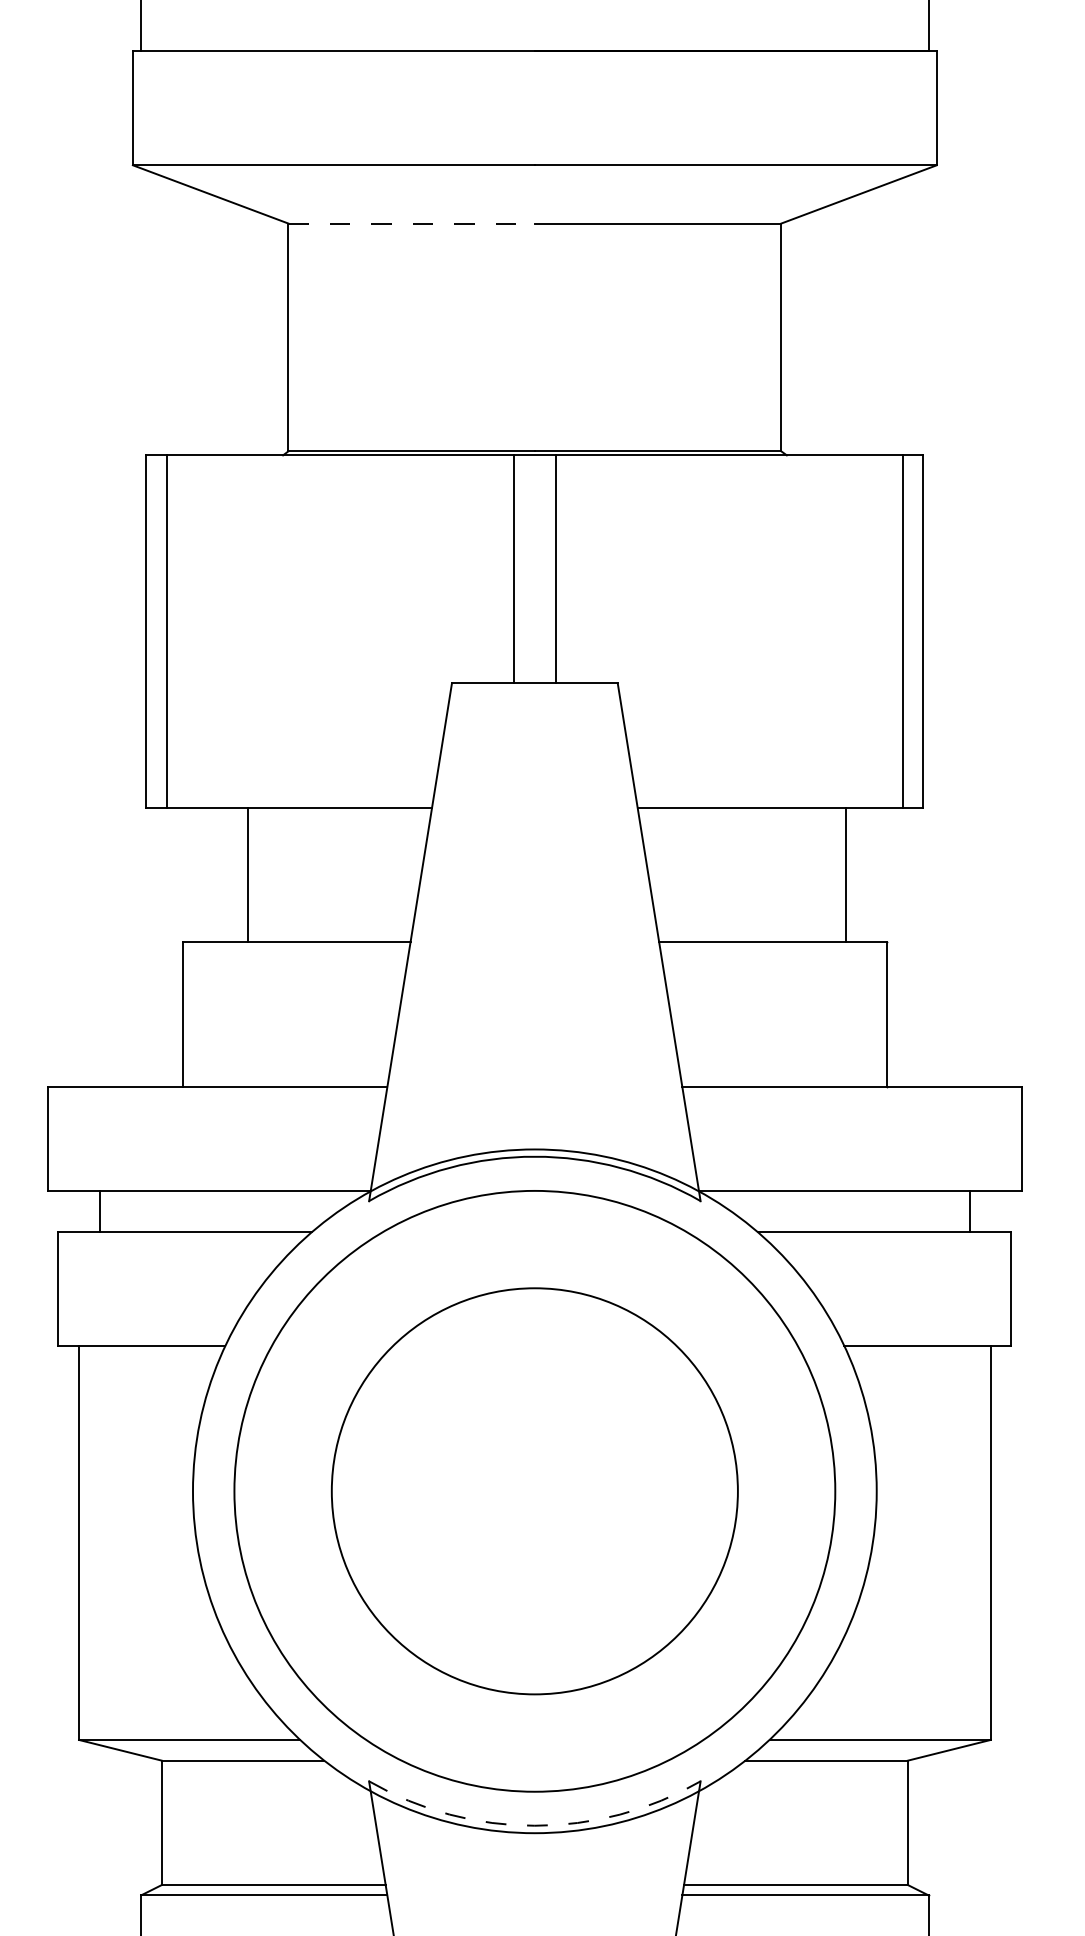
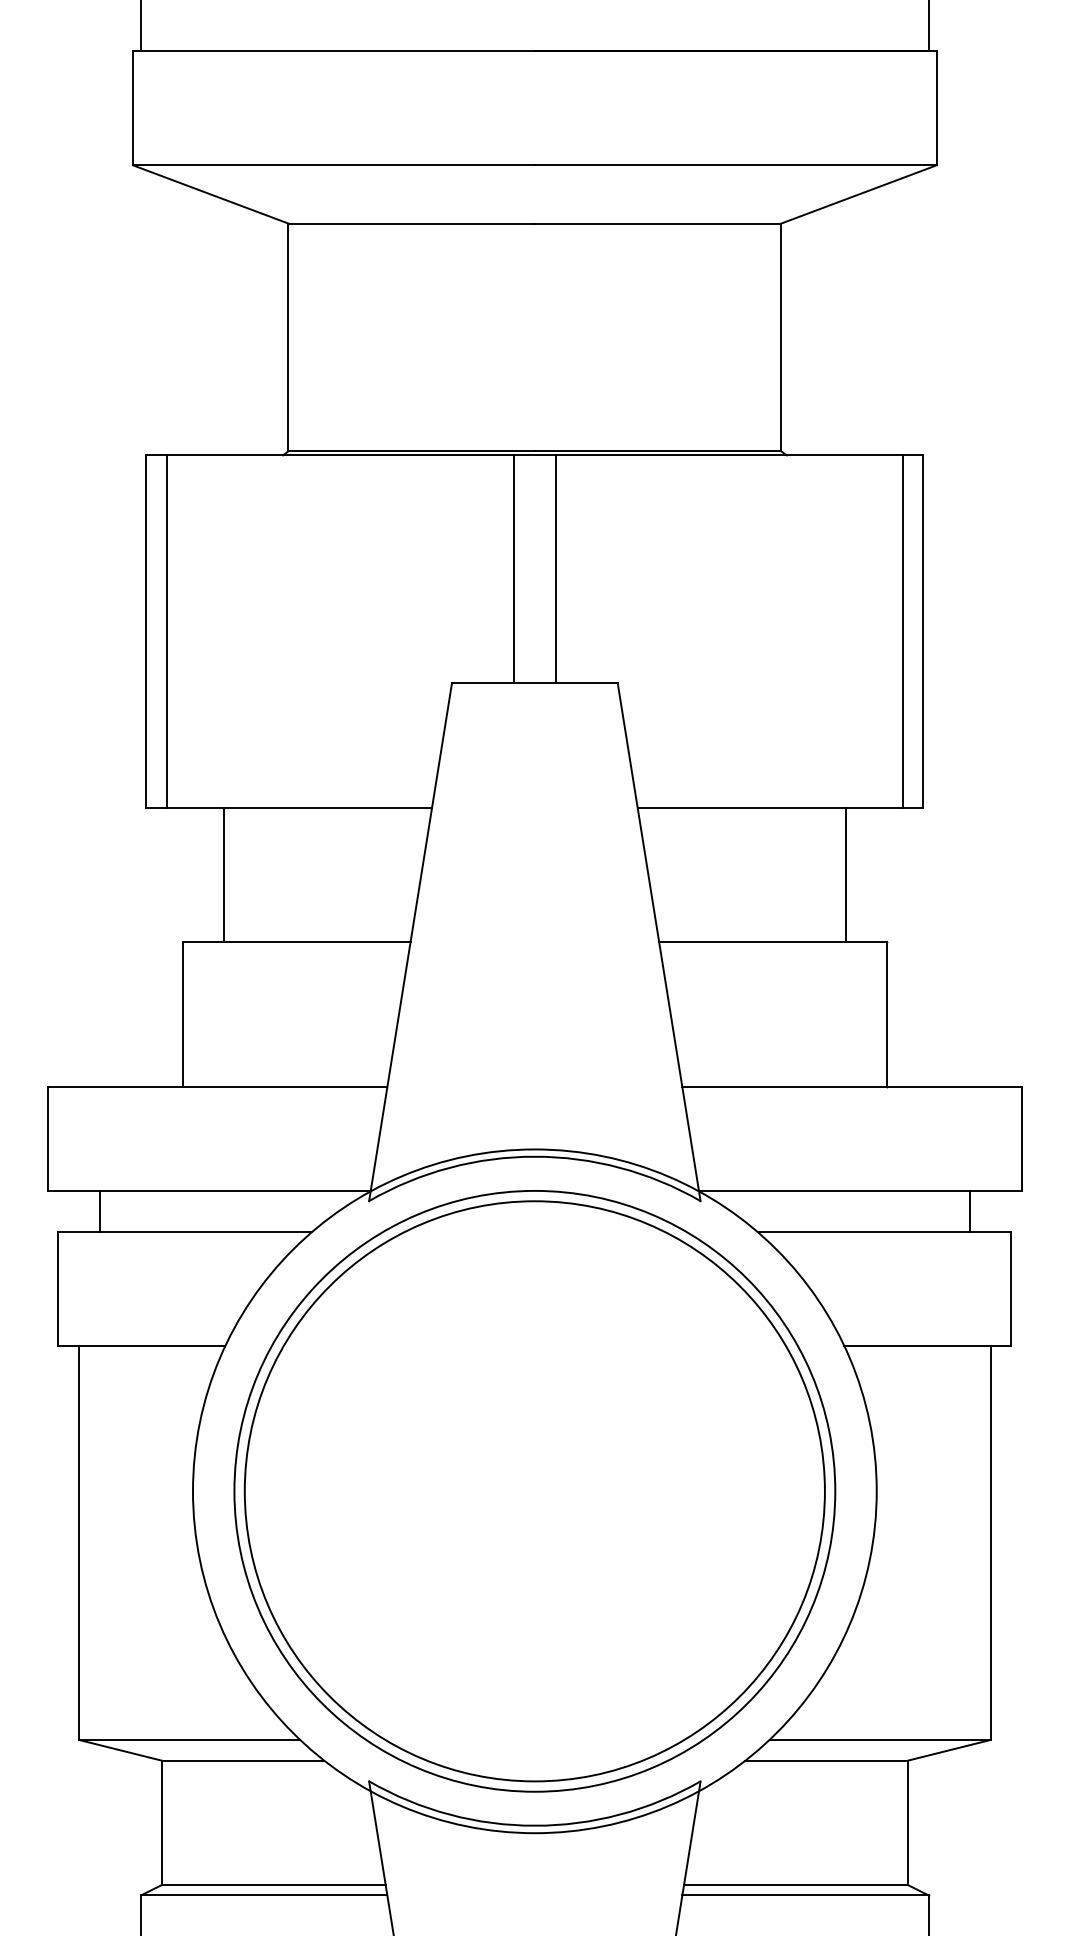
line: dashed -> solid (412, 223)
line position: (248, 874) -> (224, 874) (224, 874)
circle diameter: 406 px -> 580 px (534, 1491)
arc: dashed -> solid (534, 1825)
